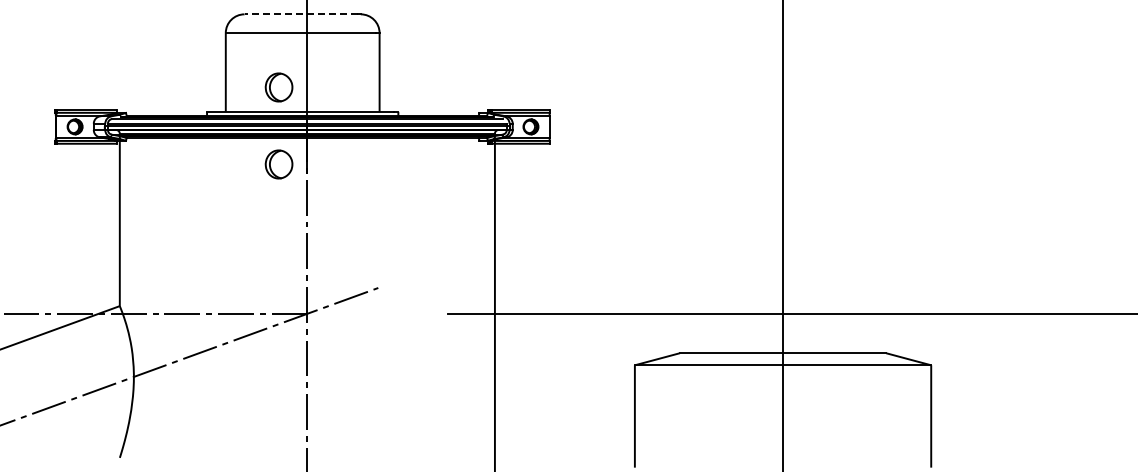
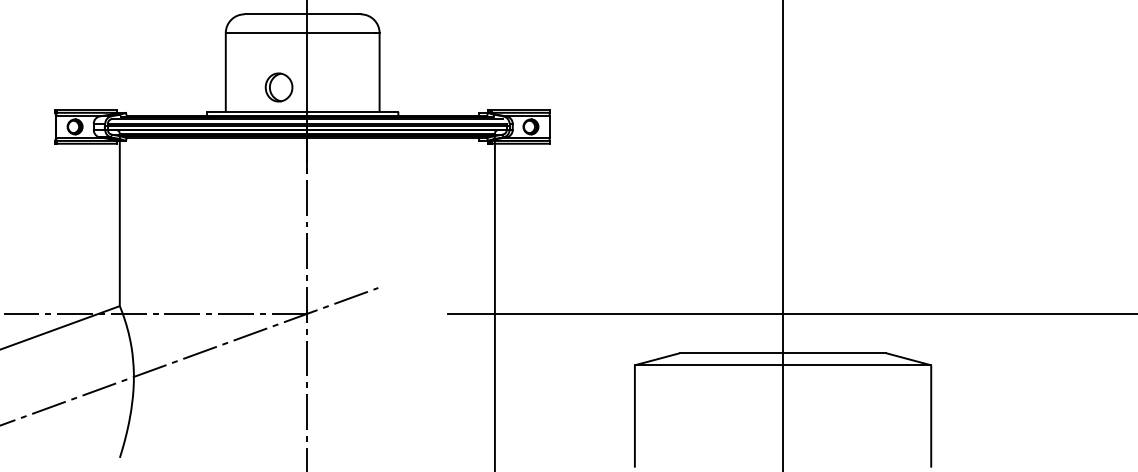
line: dashed -> solid (301, 14)
part: present -> none (278, 164)
